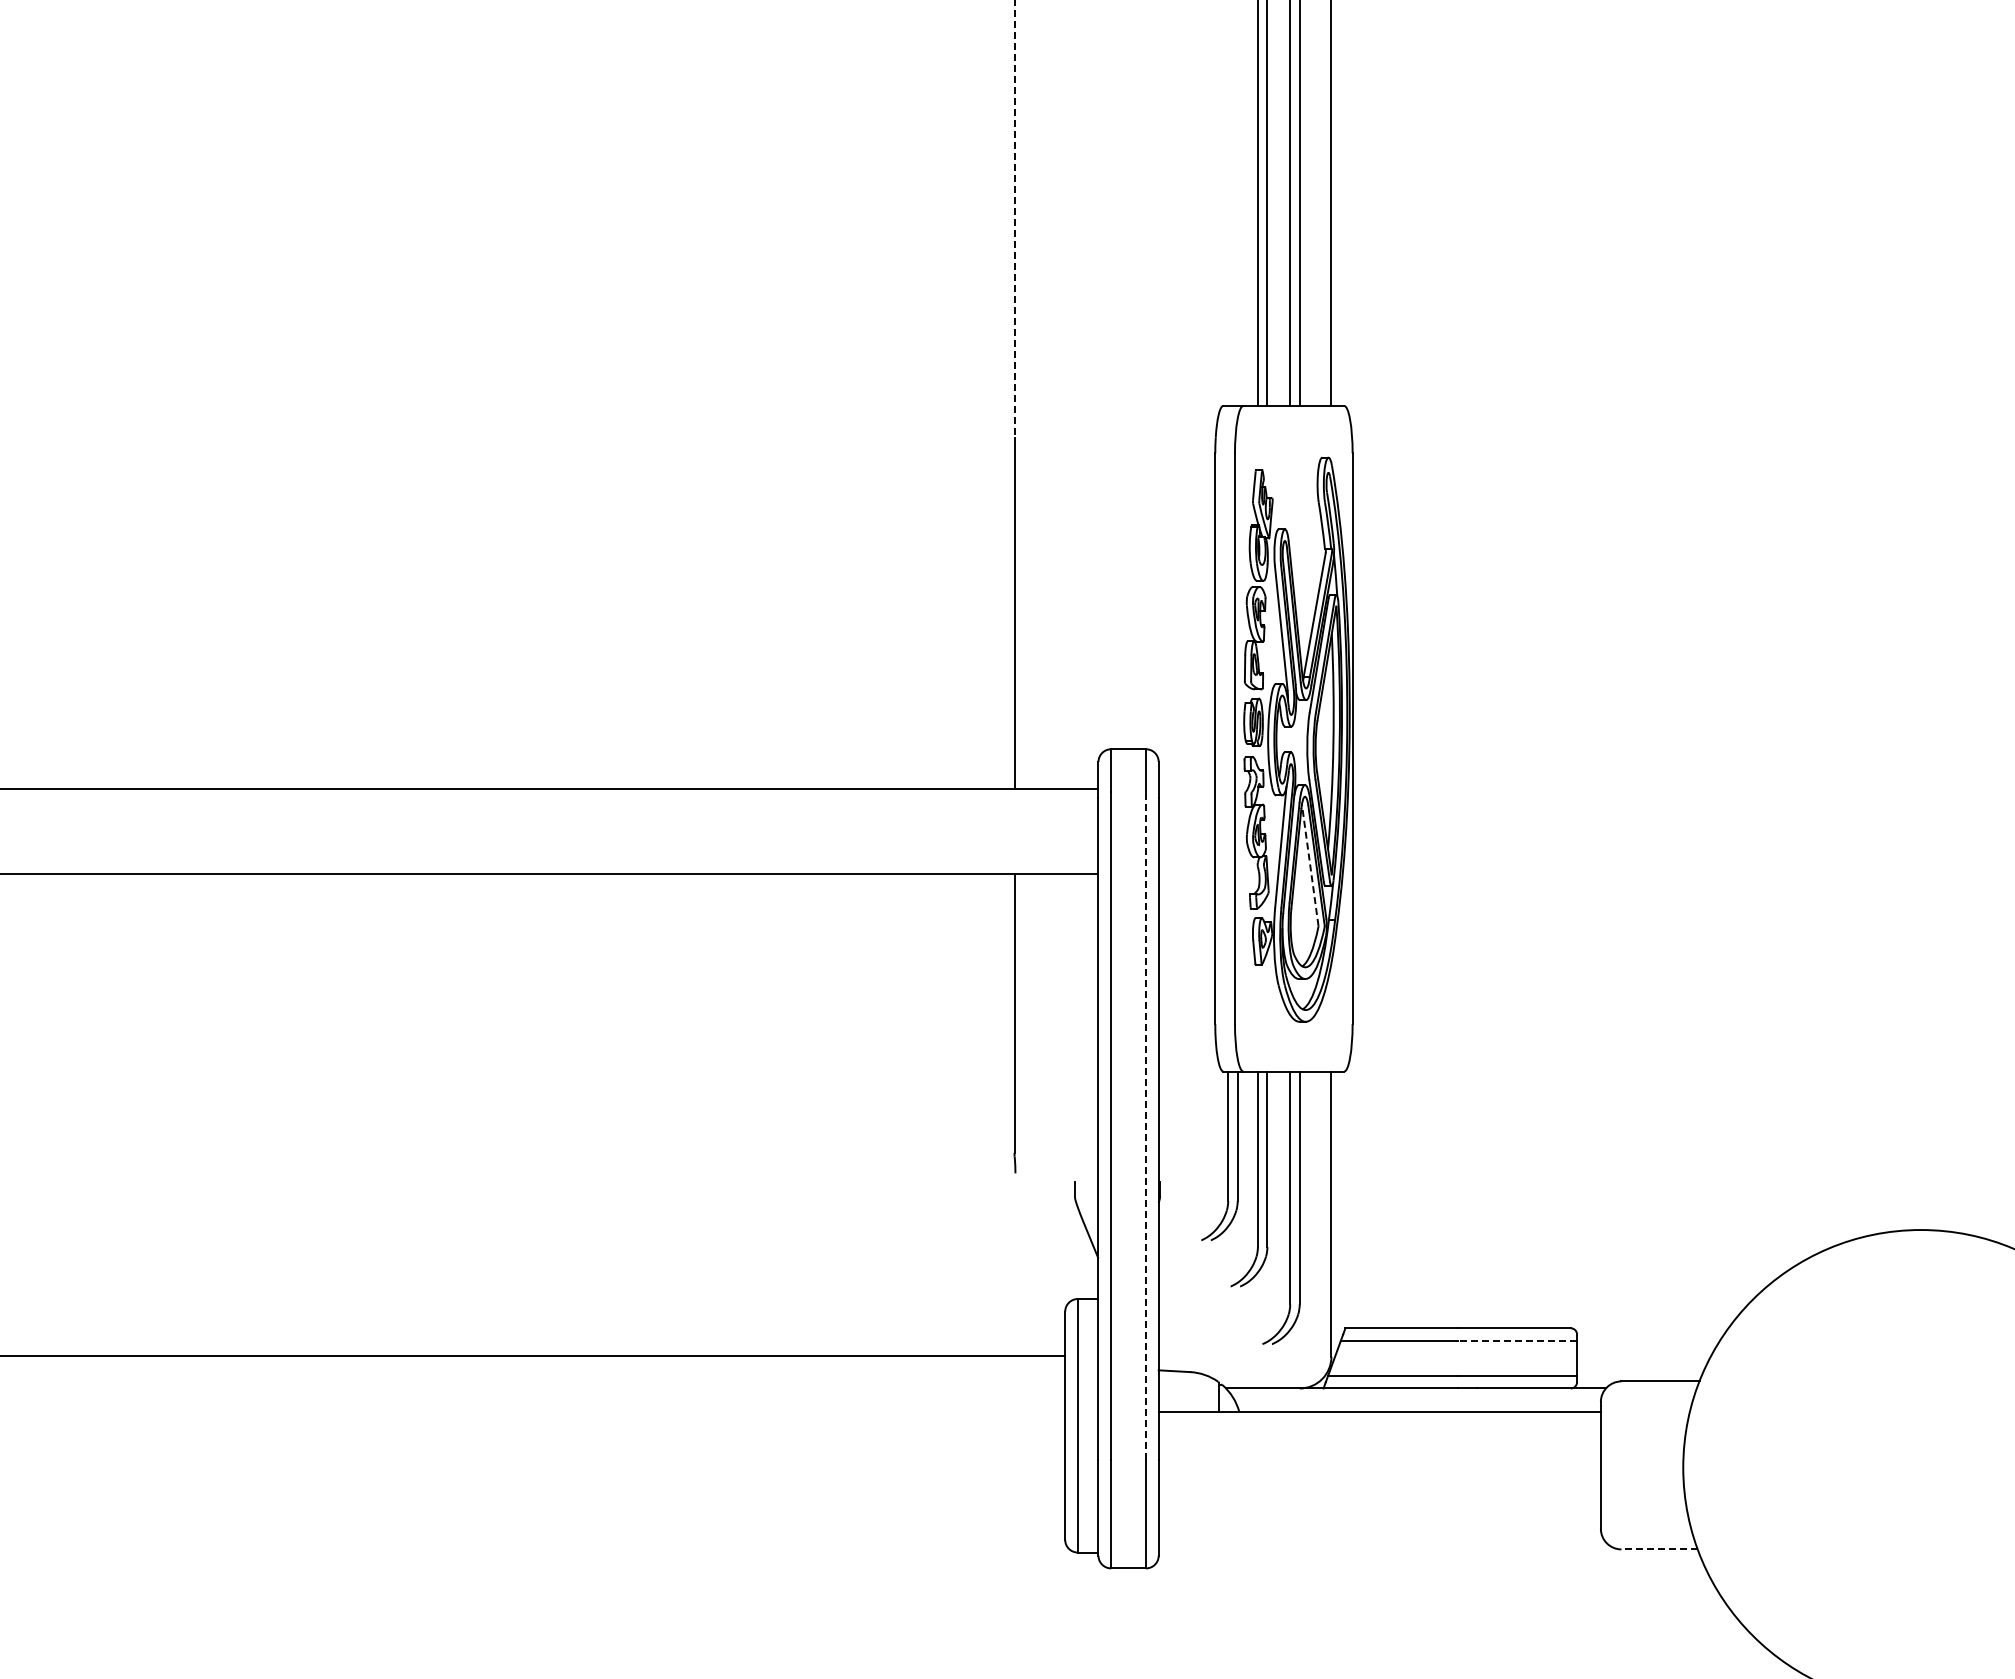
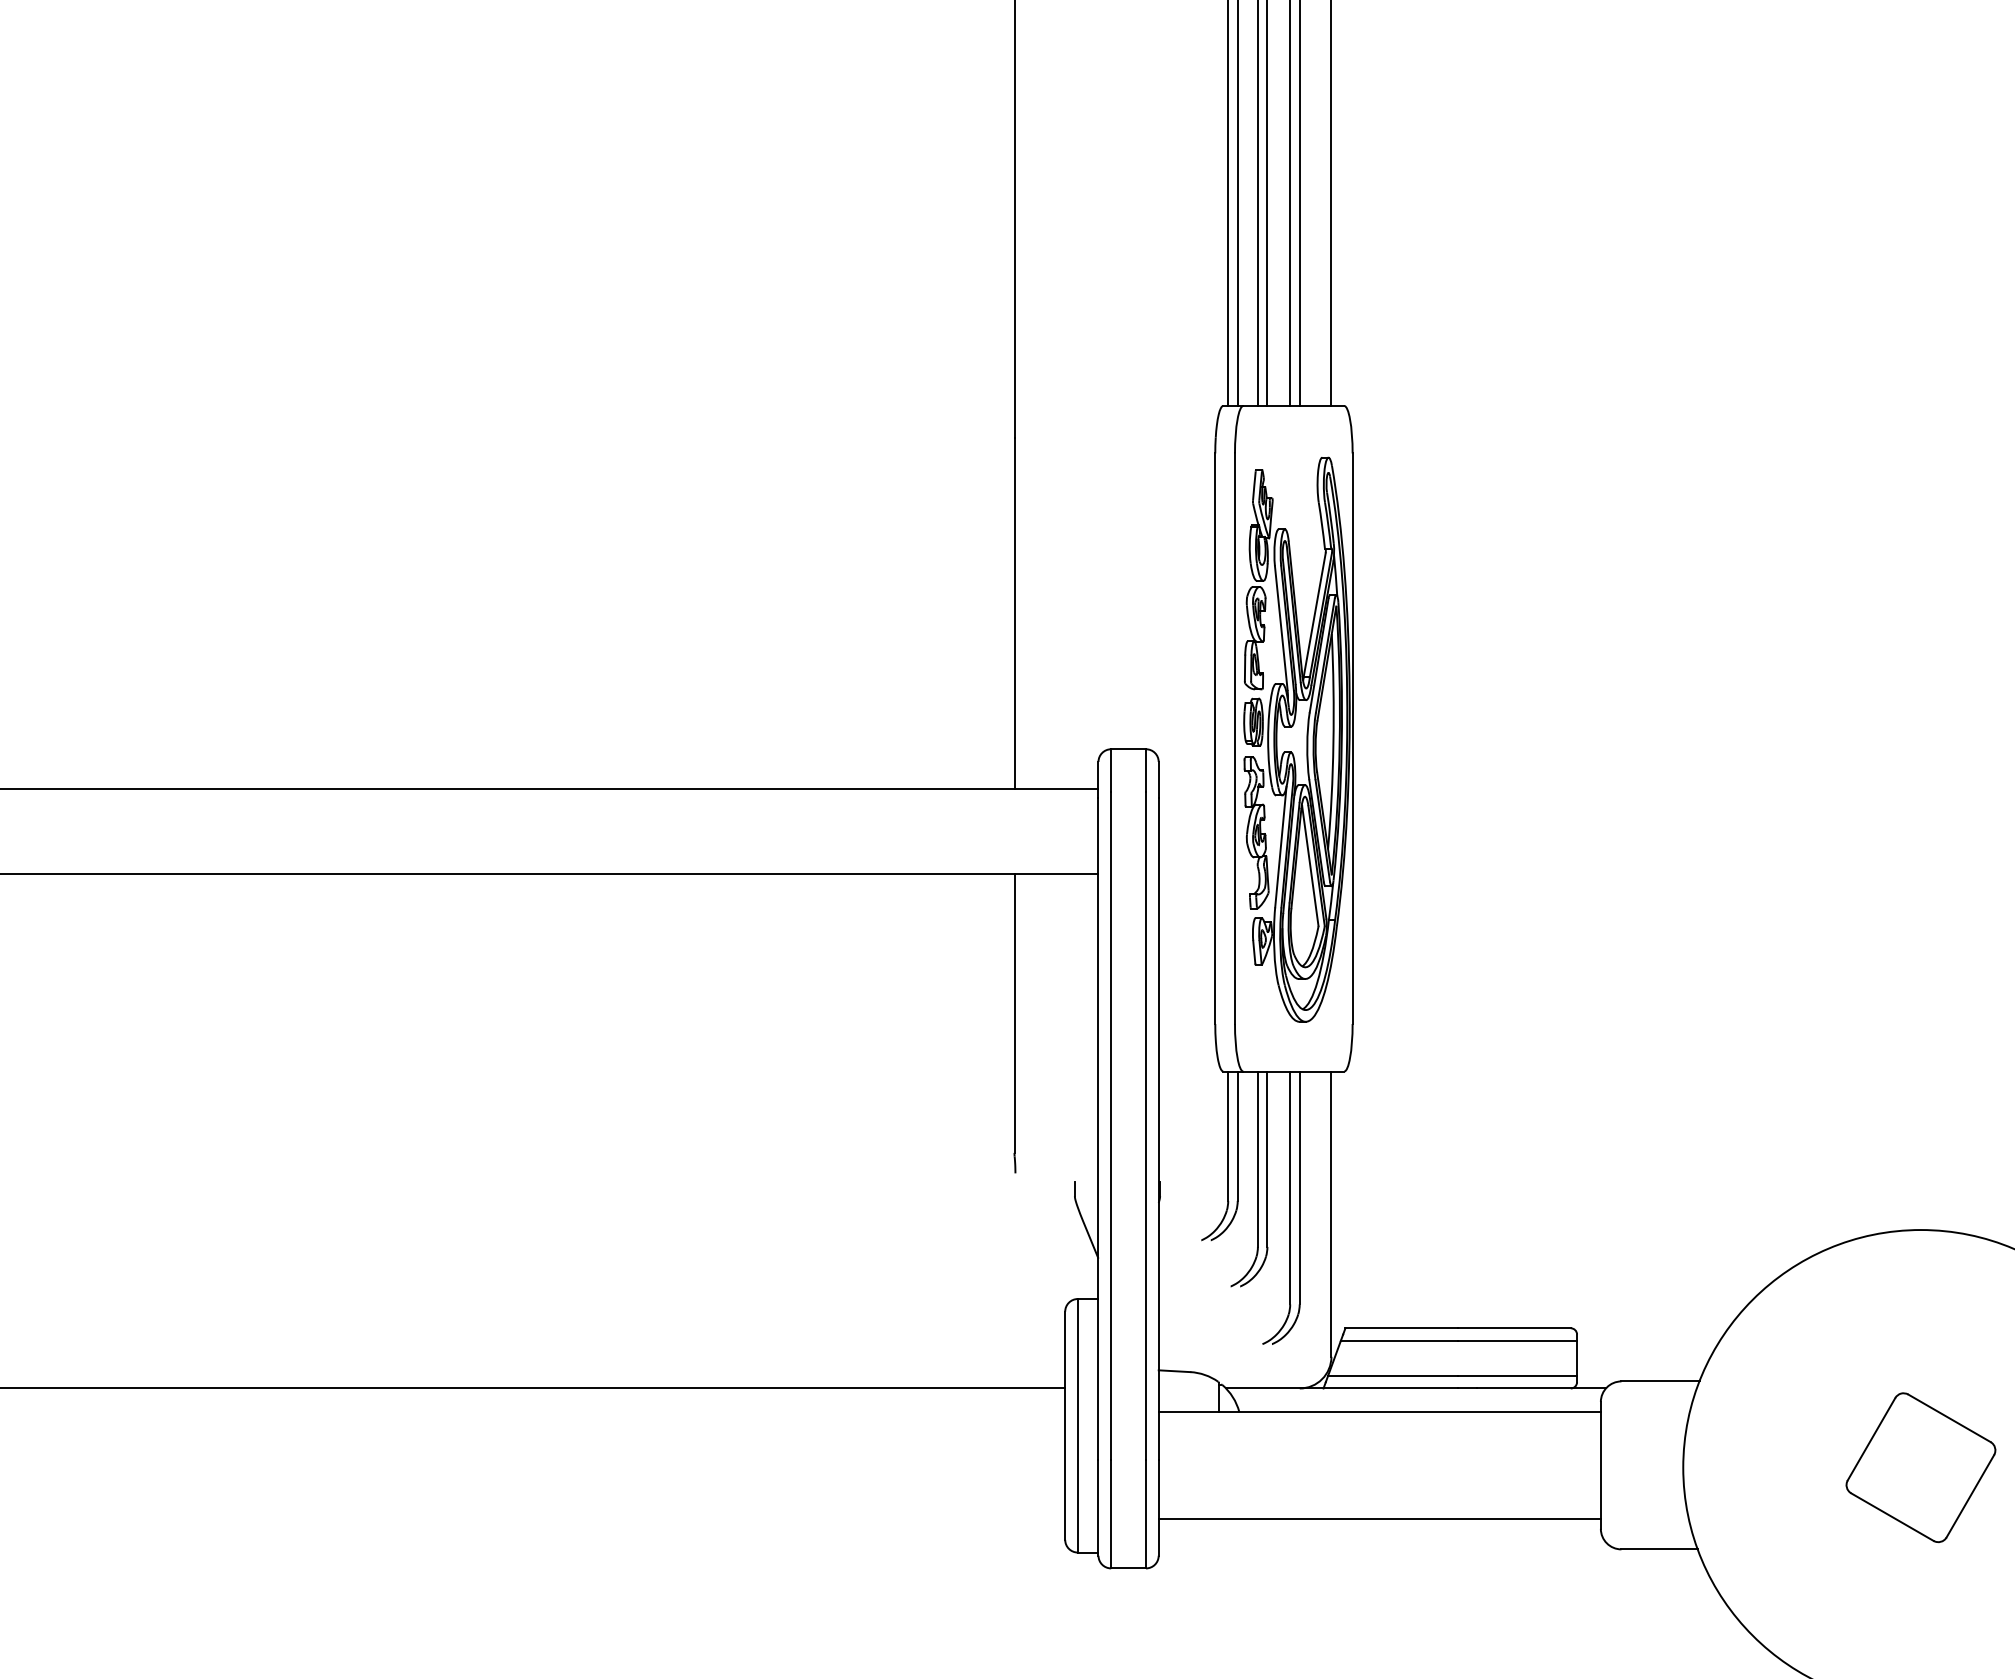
line: none -> present (1228, 203)
line: none -> present (1237, 203)
line: dashed -> solid (1014, 219)
line: dashed -> solid (1310, 865)
line: dashed -> solid (1146, 1126)
line: dashed -> solid (1517, 1340)
line position: (533, 1356) -> (533, 1388) (533, 1388)
part: none -> present (1920, 1467)
line: none -> present (1379, 1518)
line: dashed -> solid (1659, 1549)
